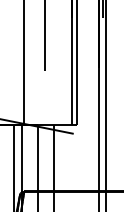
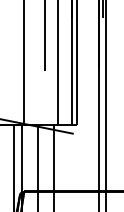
line: none -> present (57, 63)
